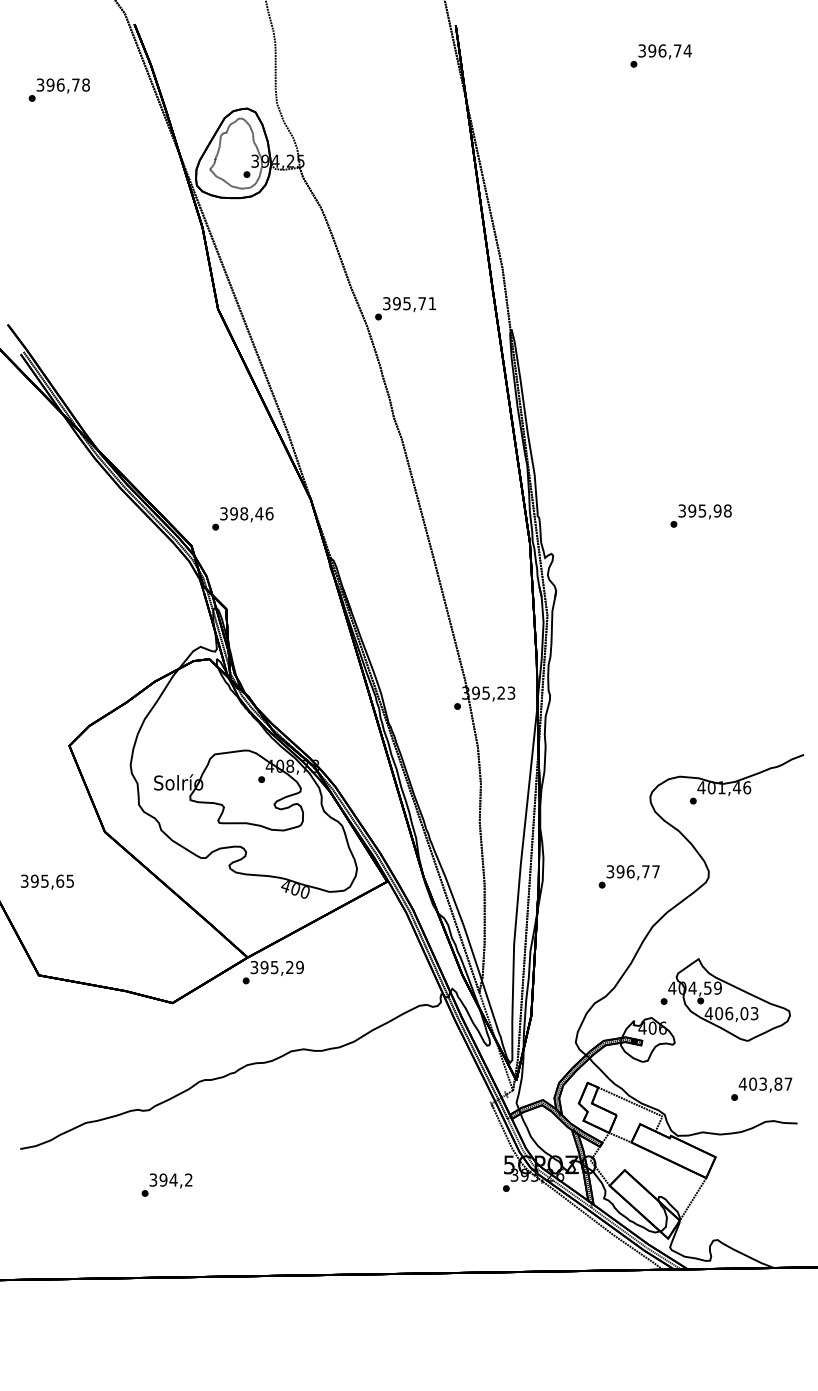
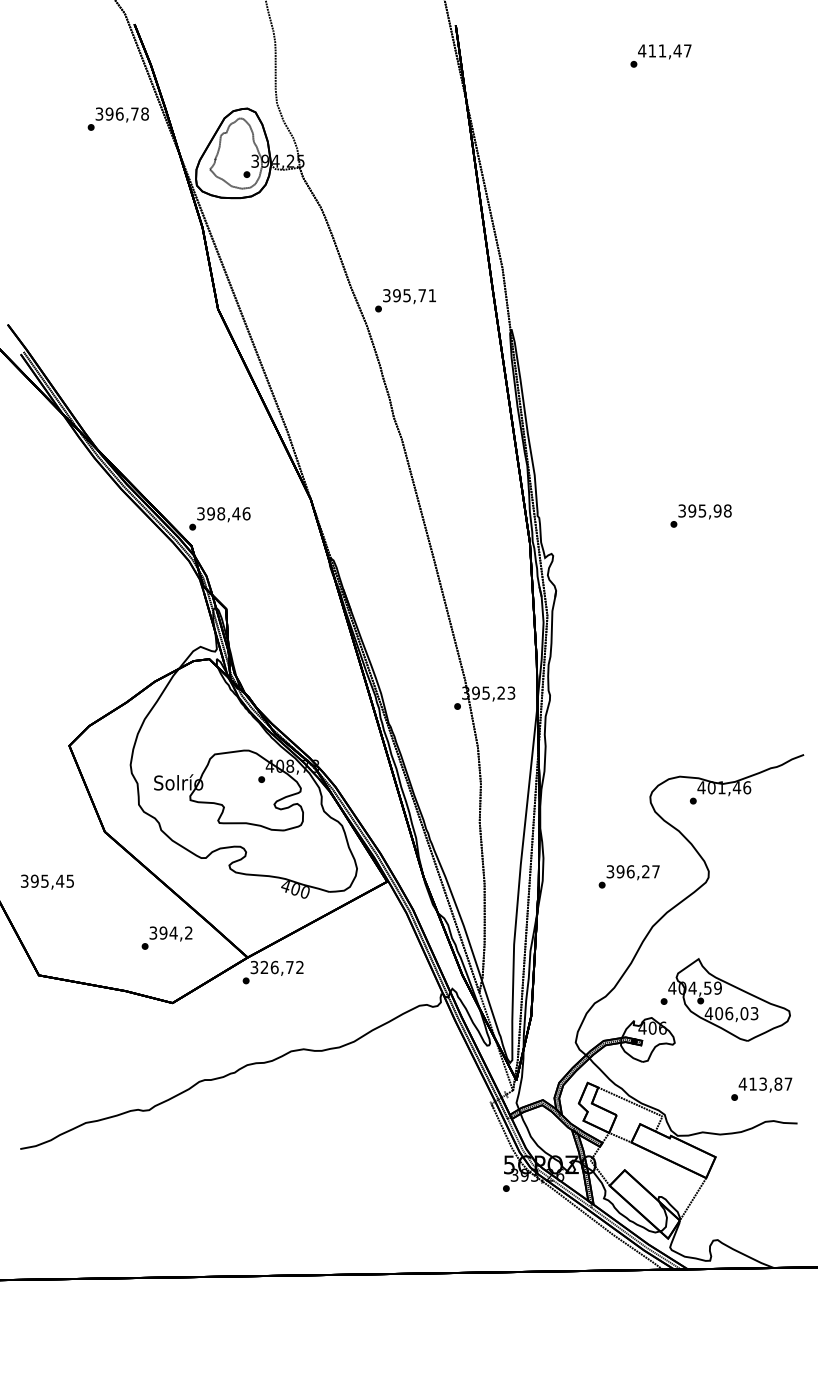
text: 396,74 -> 411,47 (664, 50)
text position: (58, 89) -> (117, 118) (117, 118)
text position: (405, 308) -> (405, 300) (405, 300)
text position: (242, 518) -> (219, 518) (219, 518)
text: 396,77 -> 396,27 (645, 871)
text: 395,65 -> 395,45 (60, 880)
text: 395,29 -> 326,72 (281, 967)
text: 403,87 -> 413,87 (753, 1083)
text position: (166, 1184) -> (166, 937) (166, 937)
